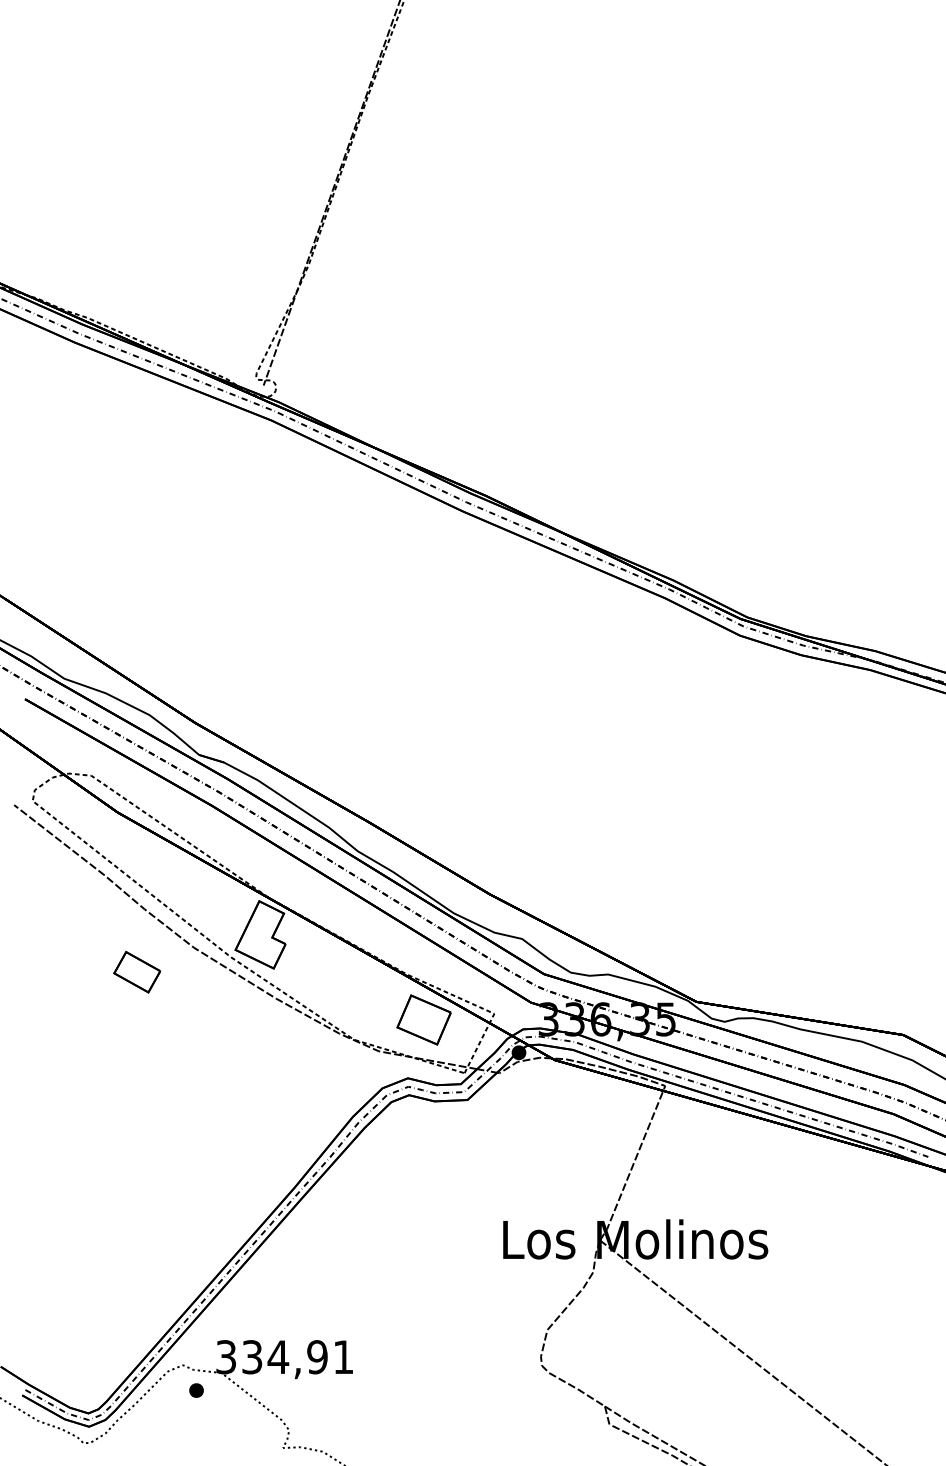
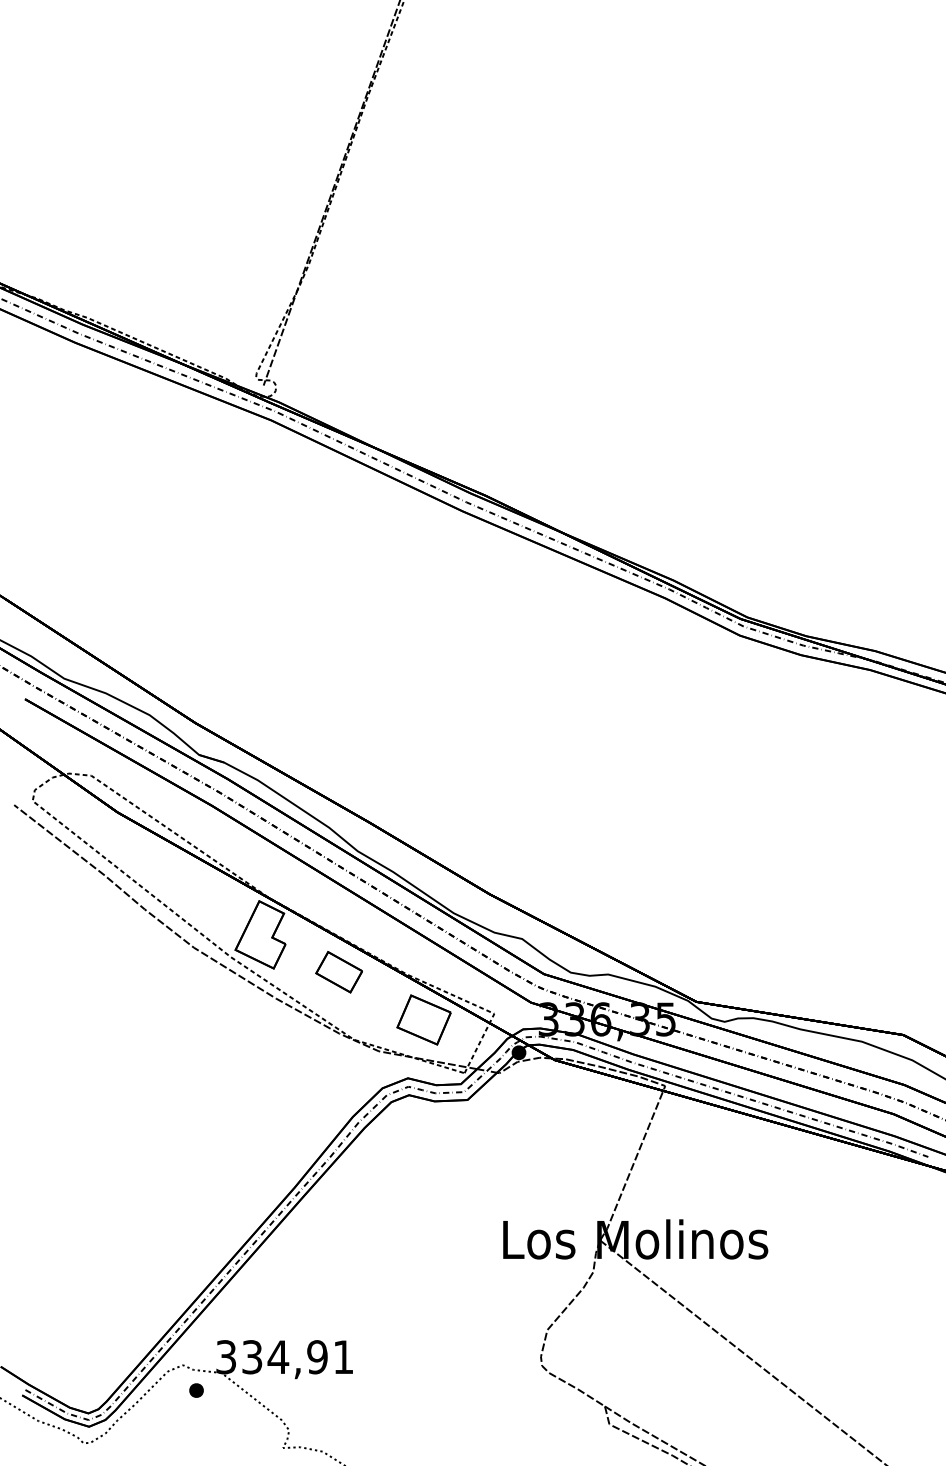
part position: (136, 972) -> (338, 972) (338, 972)
